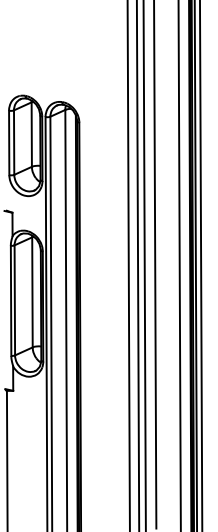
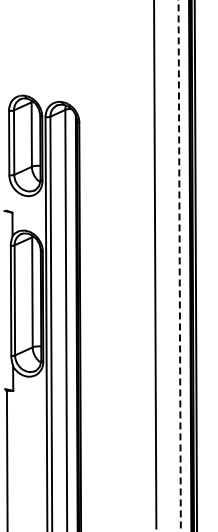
line: present -> none (128, 265)
line: present -> none (137, 265)
line: present -> none (144, 265)
line: solid -> dashed (179, 265)
line: present -> none (200, 265)
